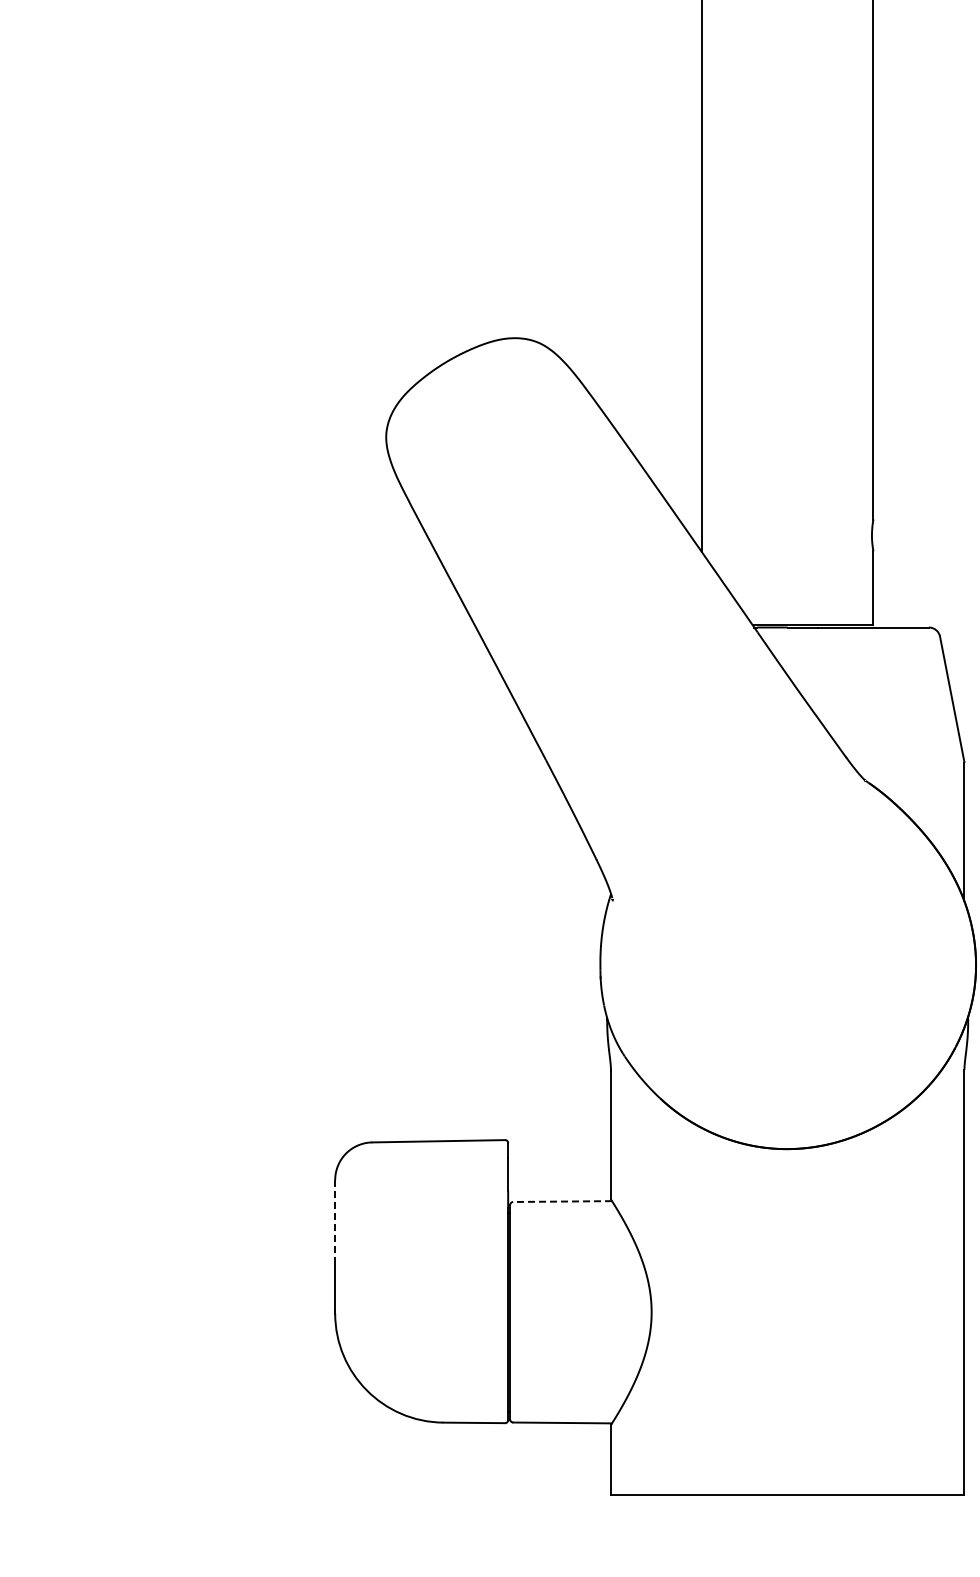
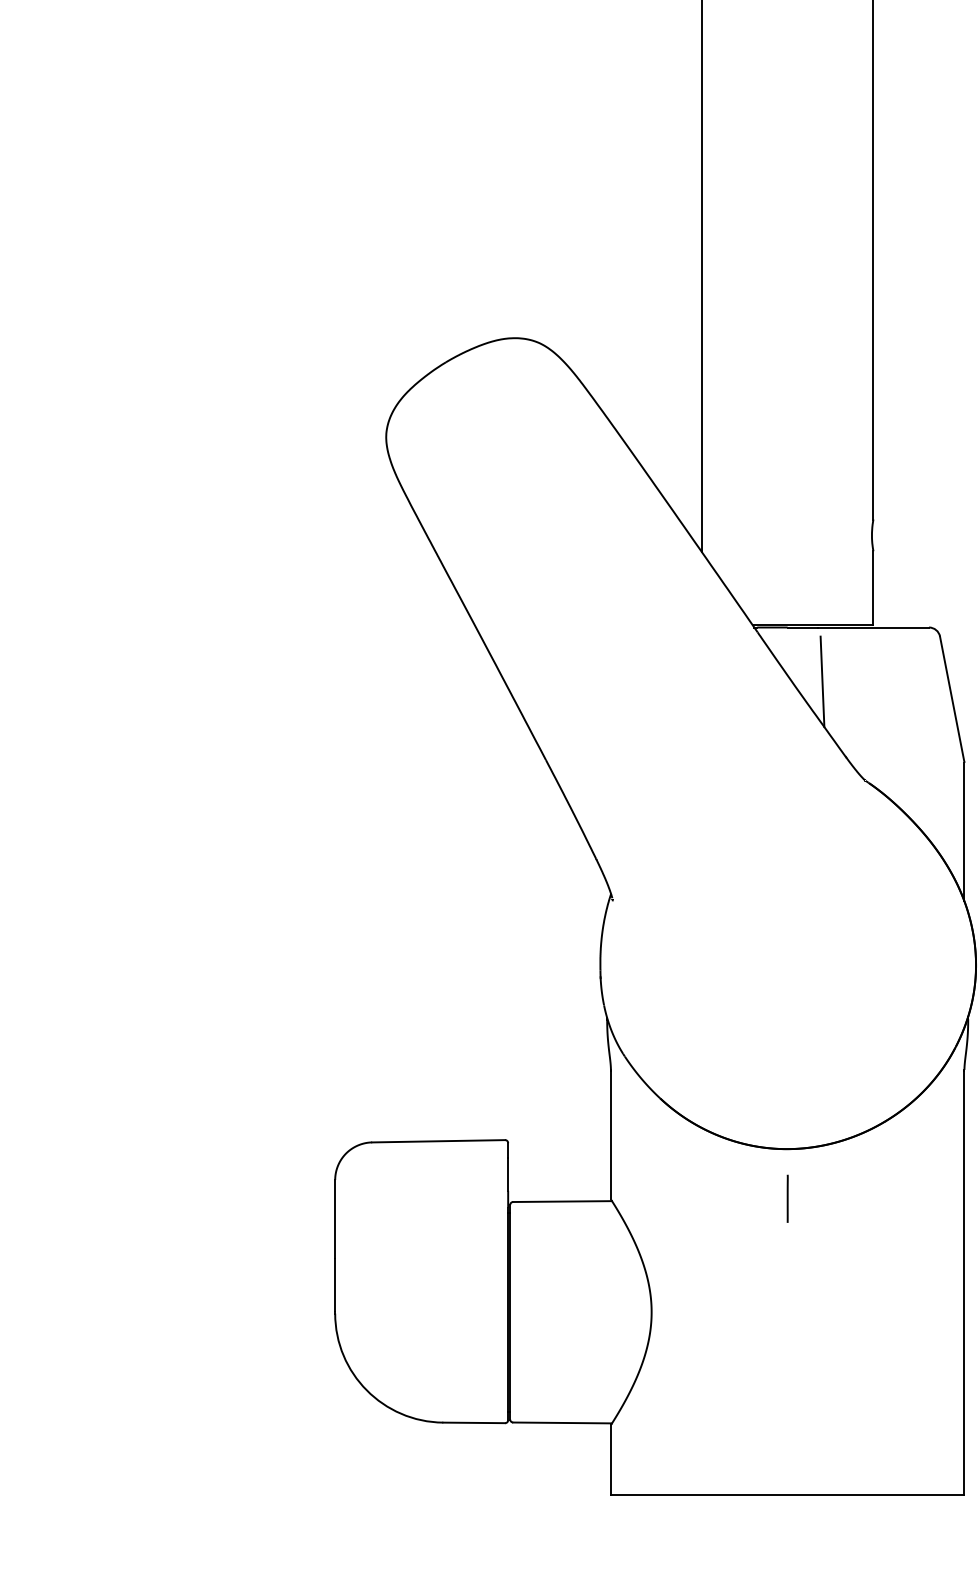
line: none -> present (822, 681)
line: none -> present (787, 1198)
line: dashed -> solid (562, 1201)
line: dashed -> solid (335, 1218)
